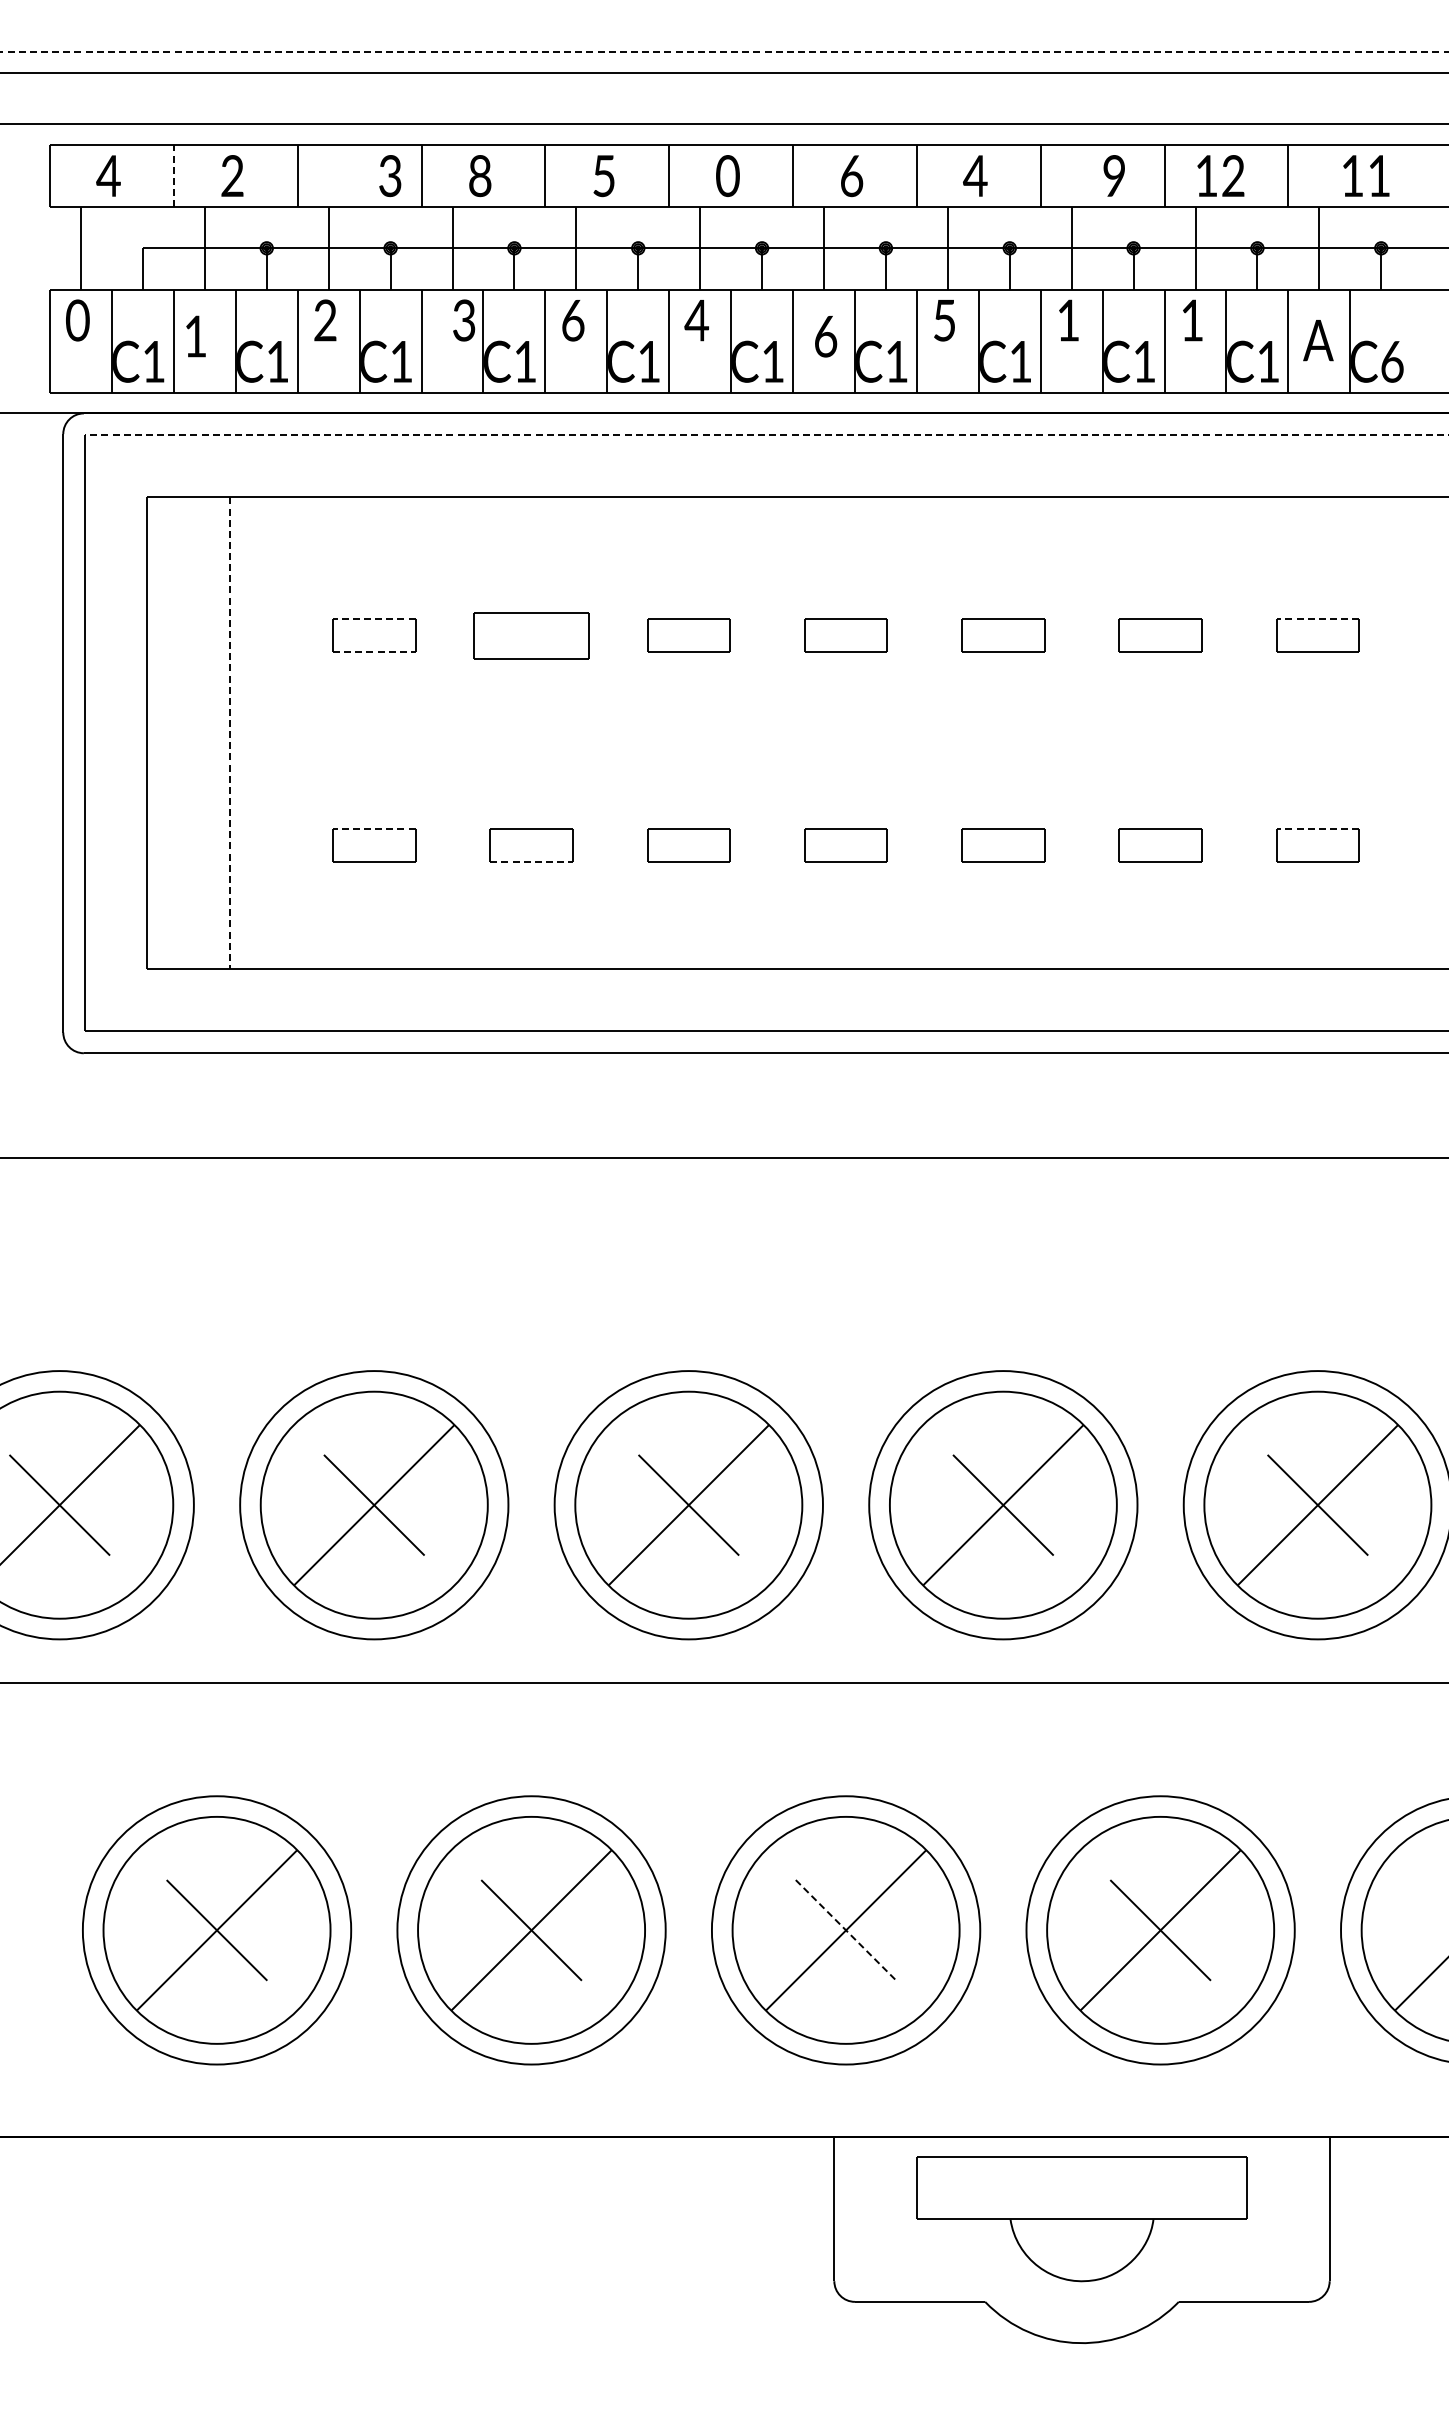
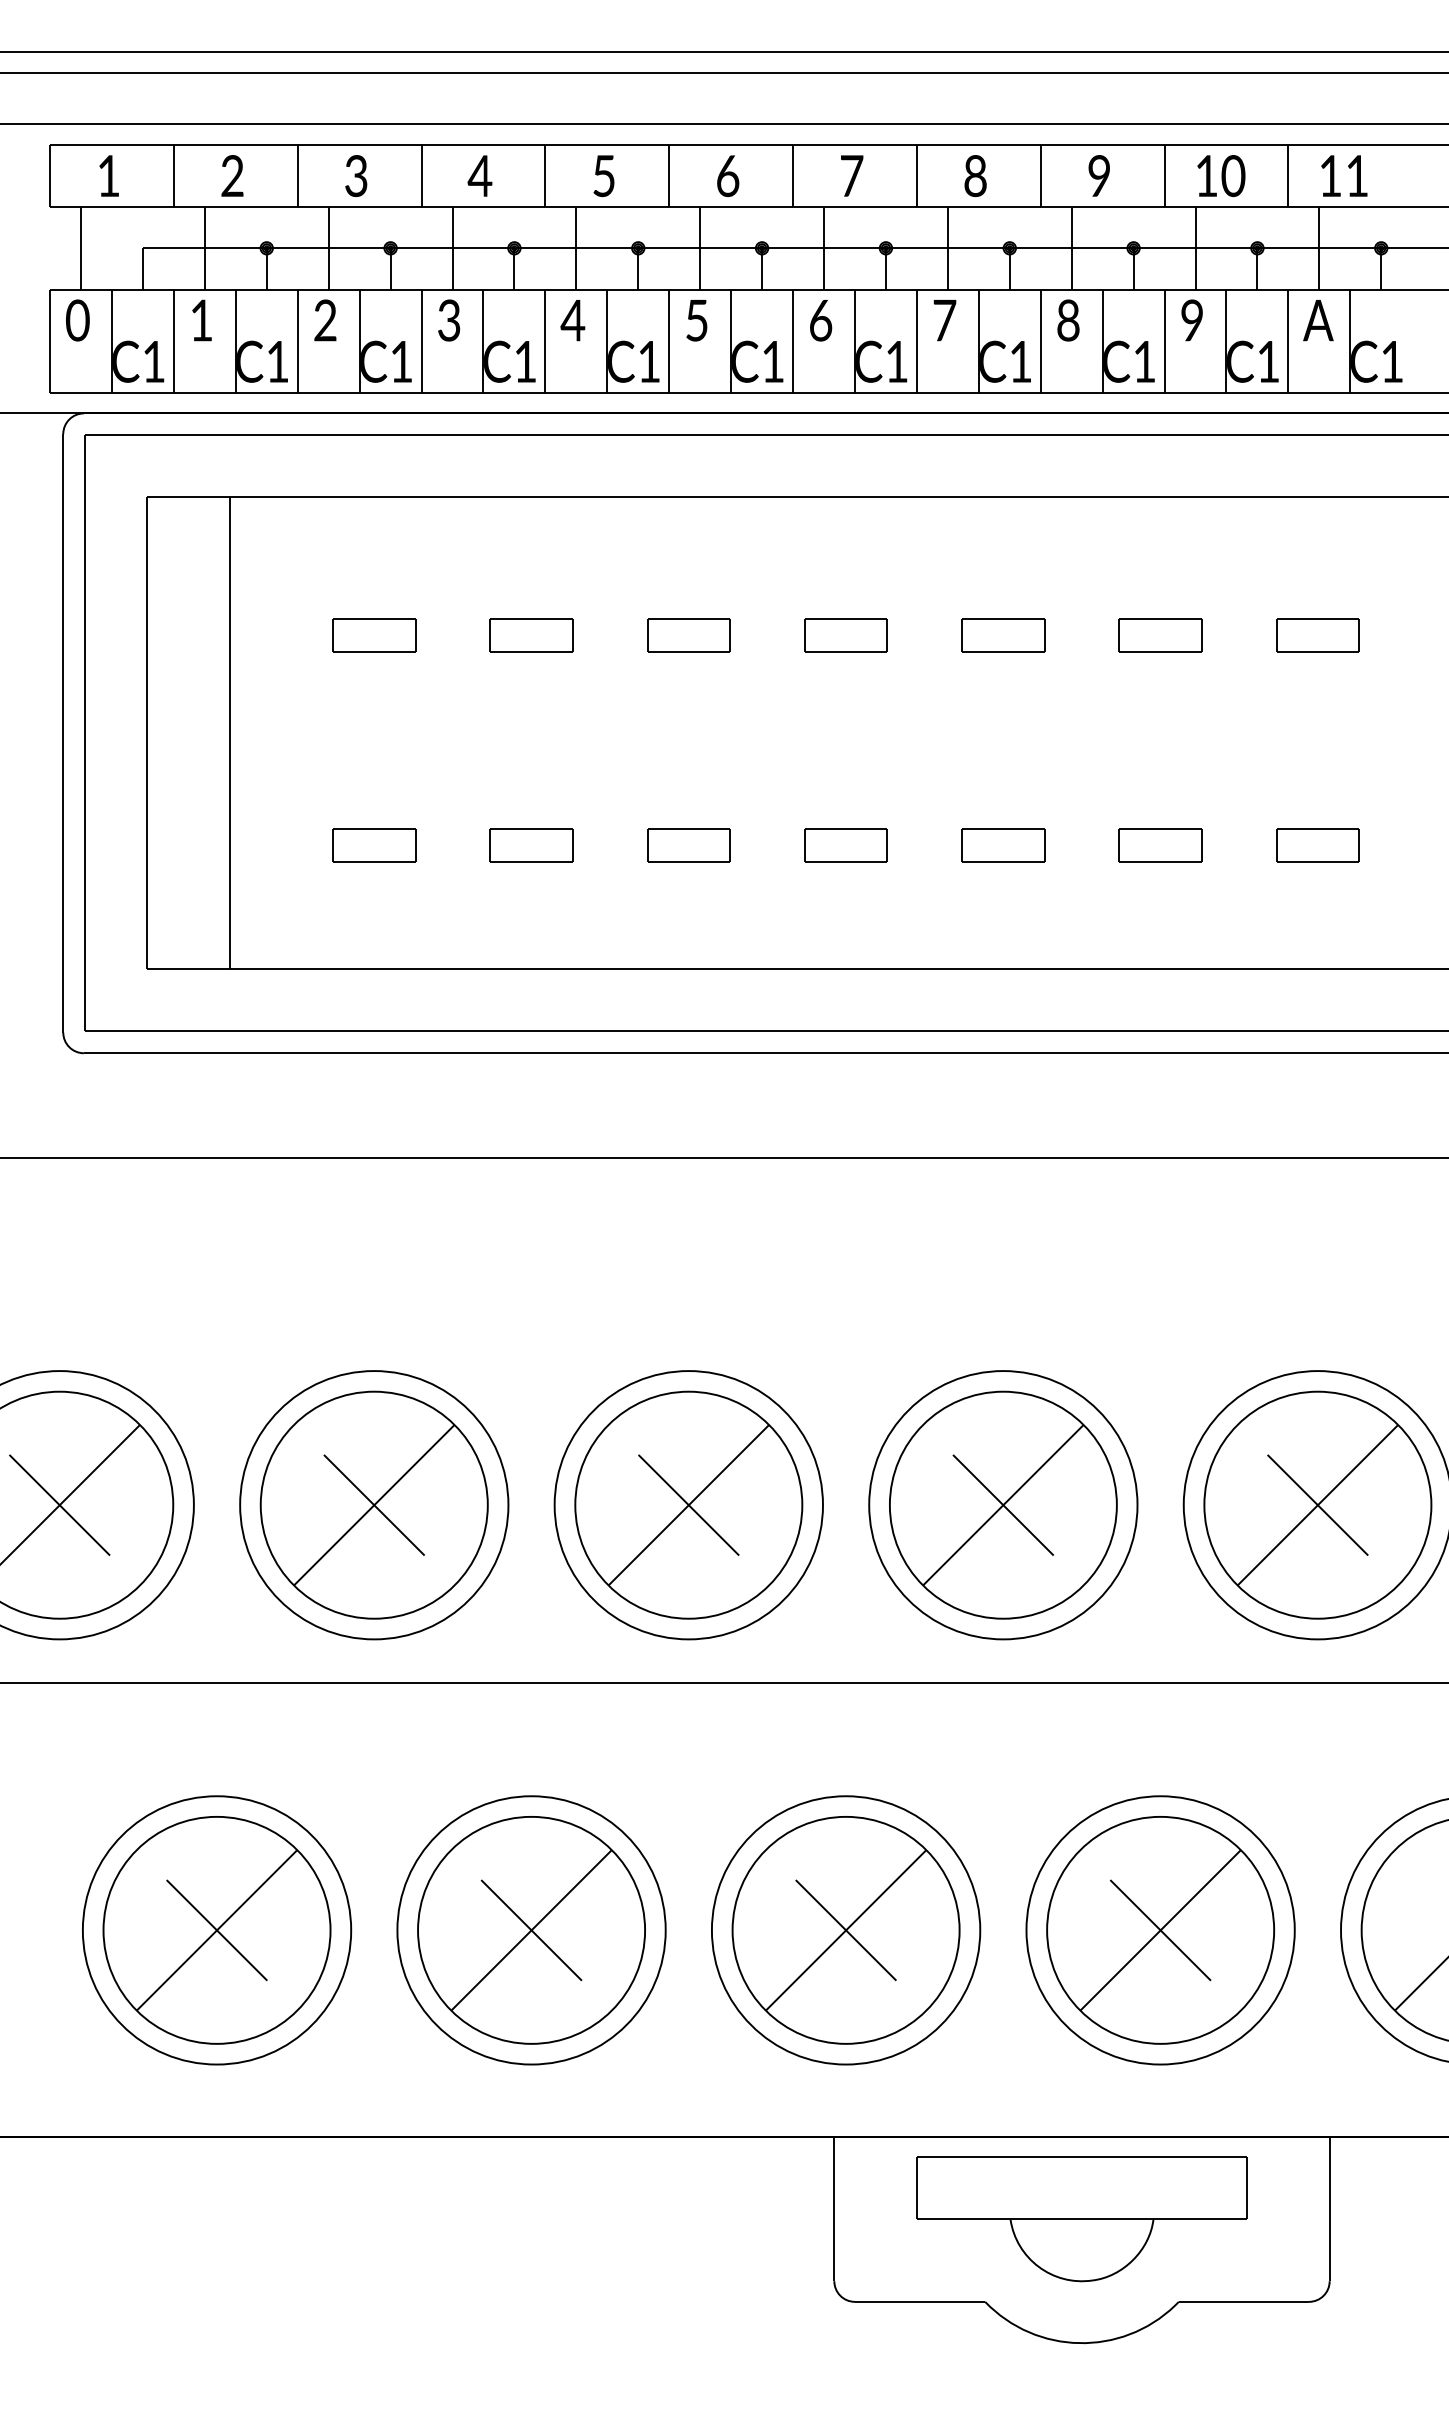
line: dashed -> solid (725, 52)
text: 4 -> 1 (108, 175)
text: 0 -> 6 (727, 175)
text position: (1113, 175) -> (1098, 175) (1098, 175)
text position: (1366, 175) -> (1344, 175) (1344, 175)
line: dashed -> solid (173, 176)
text position: (390, 176) -> (356, 176) (356, 176)
text: 8 -> 4 (479, 176)
text: 6 -> 7 (852, 176)
text: 4 -> 8 (974, 176)
text: 12 -> 10 (1233, 176)
text position: (464, 320) -> (449, 320) (449, 320)
text: 6 -> 4 (572, 320)
text: 4 -> 5 (696, 320)
text: 5 -> 7 (944, 320)
text: 1 -> 8 (1068, 320)
text: 1 -> 9 (1191, 320)
text position: (195, 336) -> (201, 320) (201, 320)
text position: (826, 336) -> (821, 320) (821, 320)
text position: (1318, 340) -> (1318, 320) (1318, 320)
text: C6 -> C1 (1392, 361)
line: dashed -> solid (767, 435)
line: dashed -> solid (373, 619)
line: dashed -> solid (1317, 619)
part size: 117x48 px -> 85x35 px (531, 635)
line: dashed -> solid (374, 652)
line: dashed -> solid (229, 733)
line: dashed -> solid (373, 828)
line: dashed -> solid (1317, 828)
line: dashed -> solid (532, 861)
line: dashed -> solid (846, 1930)
